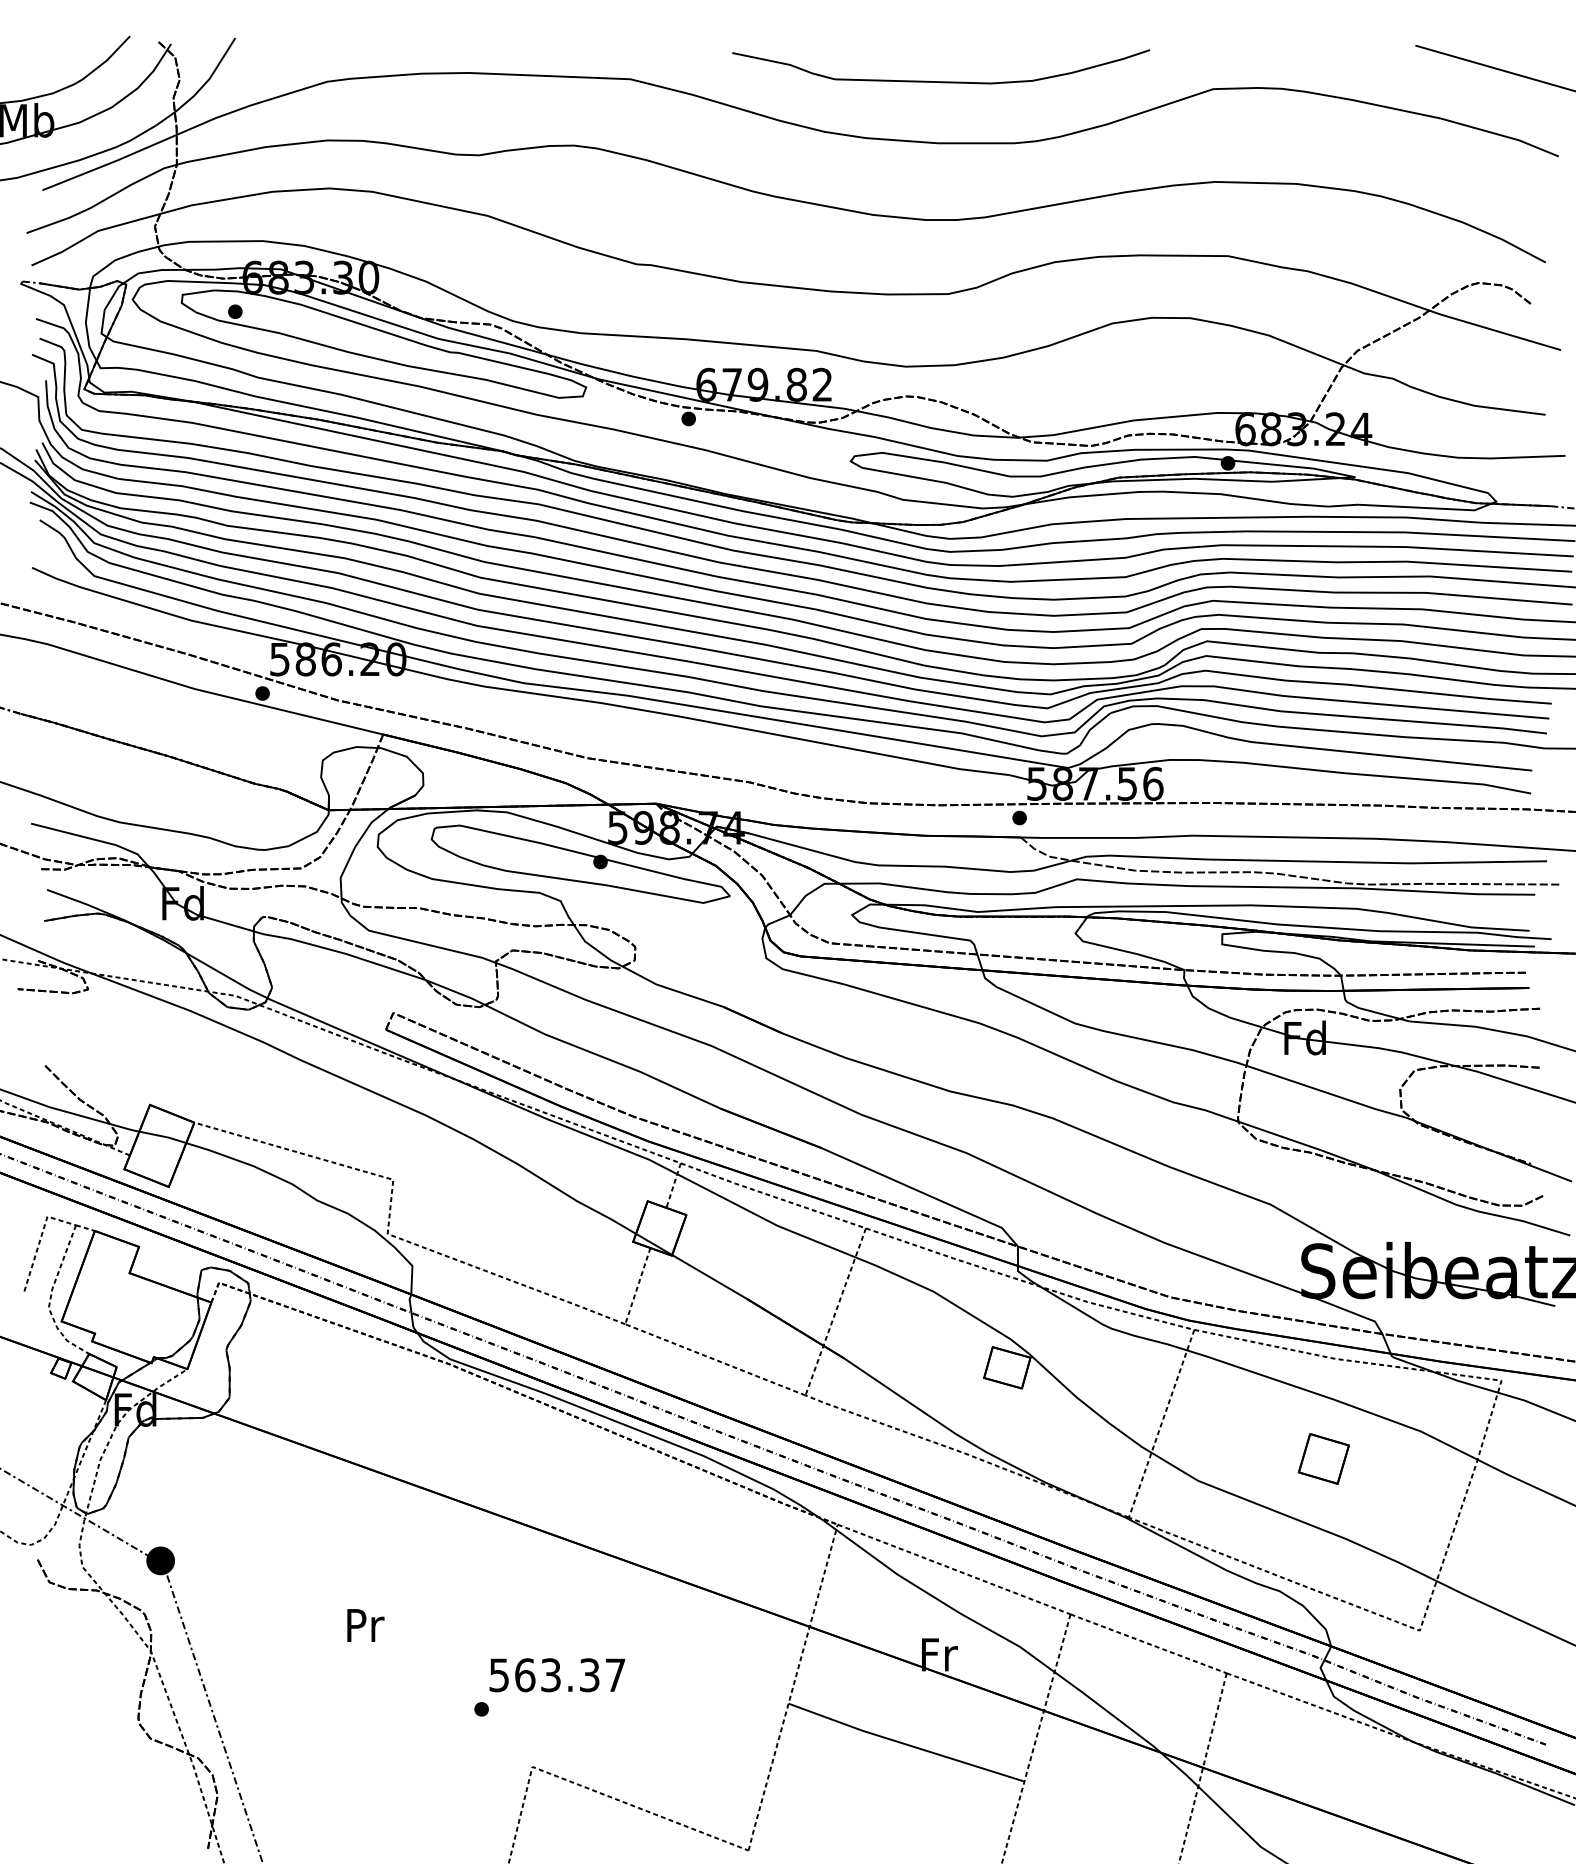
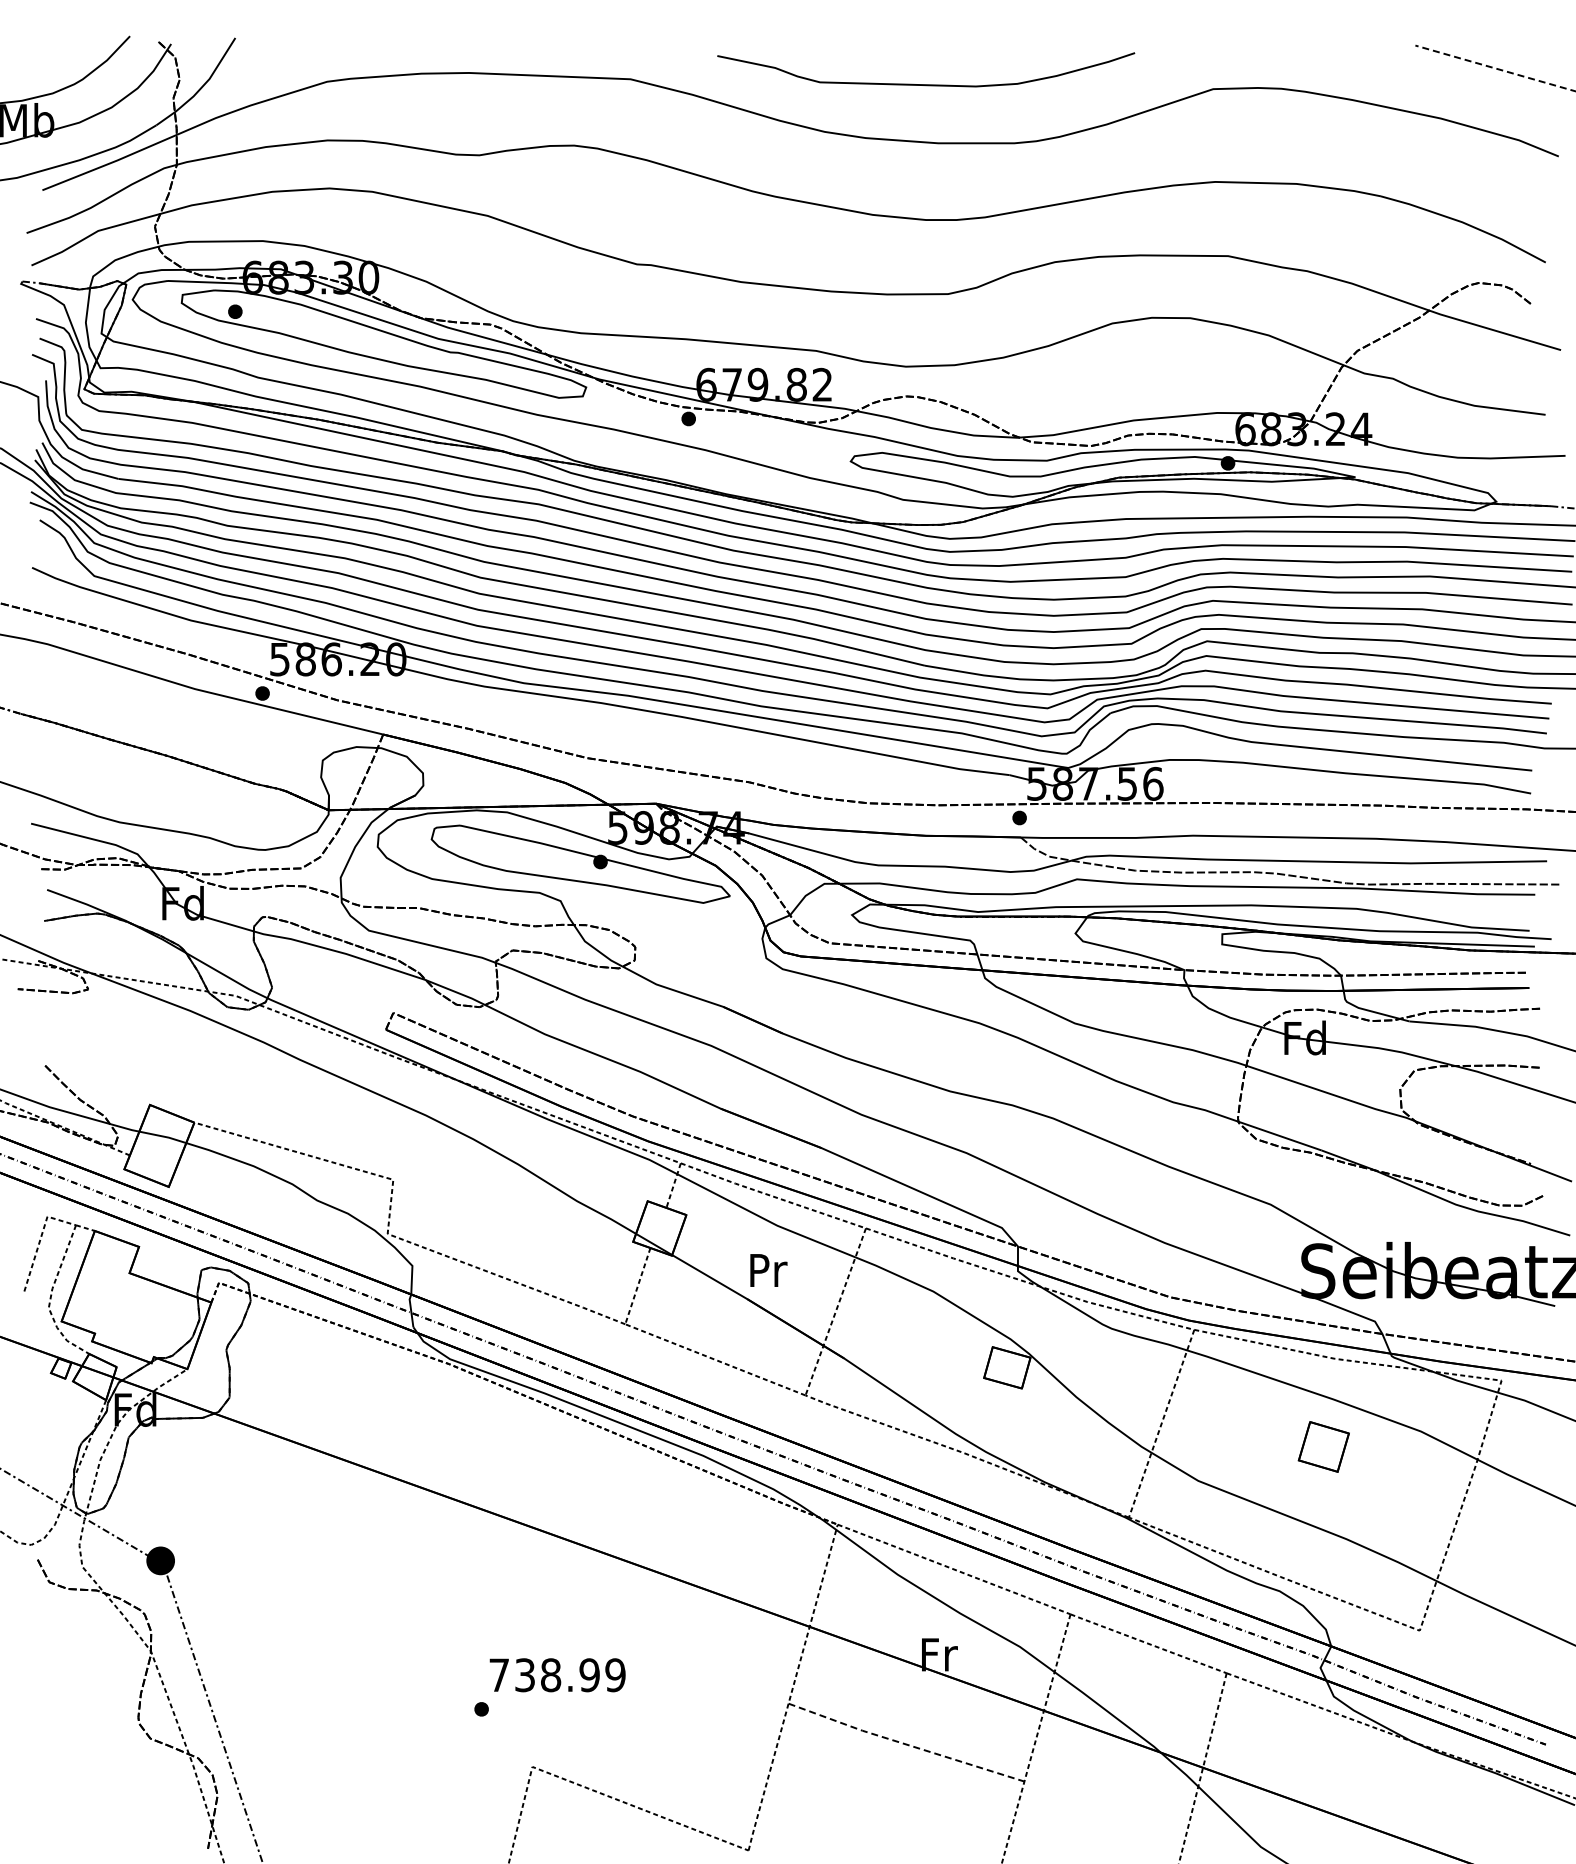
line: solid -> dashed (1494, 68)
curve position: (941, 81) -> (926, 84) (926, 84)
part position: (1323, 1458) -> (1323, 1446) (1323, 1446)
text position: (365, 1625) -> (768, 1270) (768, 1270)
text: 563.37 -> 738.99 (557, 1675)
line: solid -> dashed (905, 1744)
